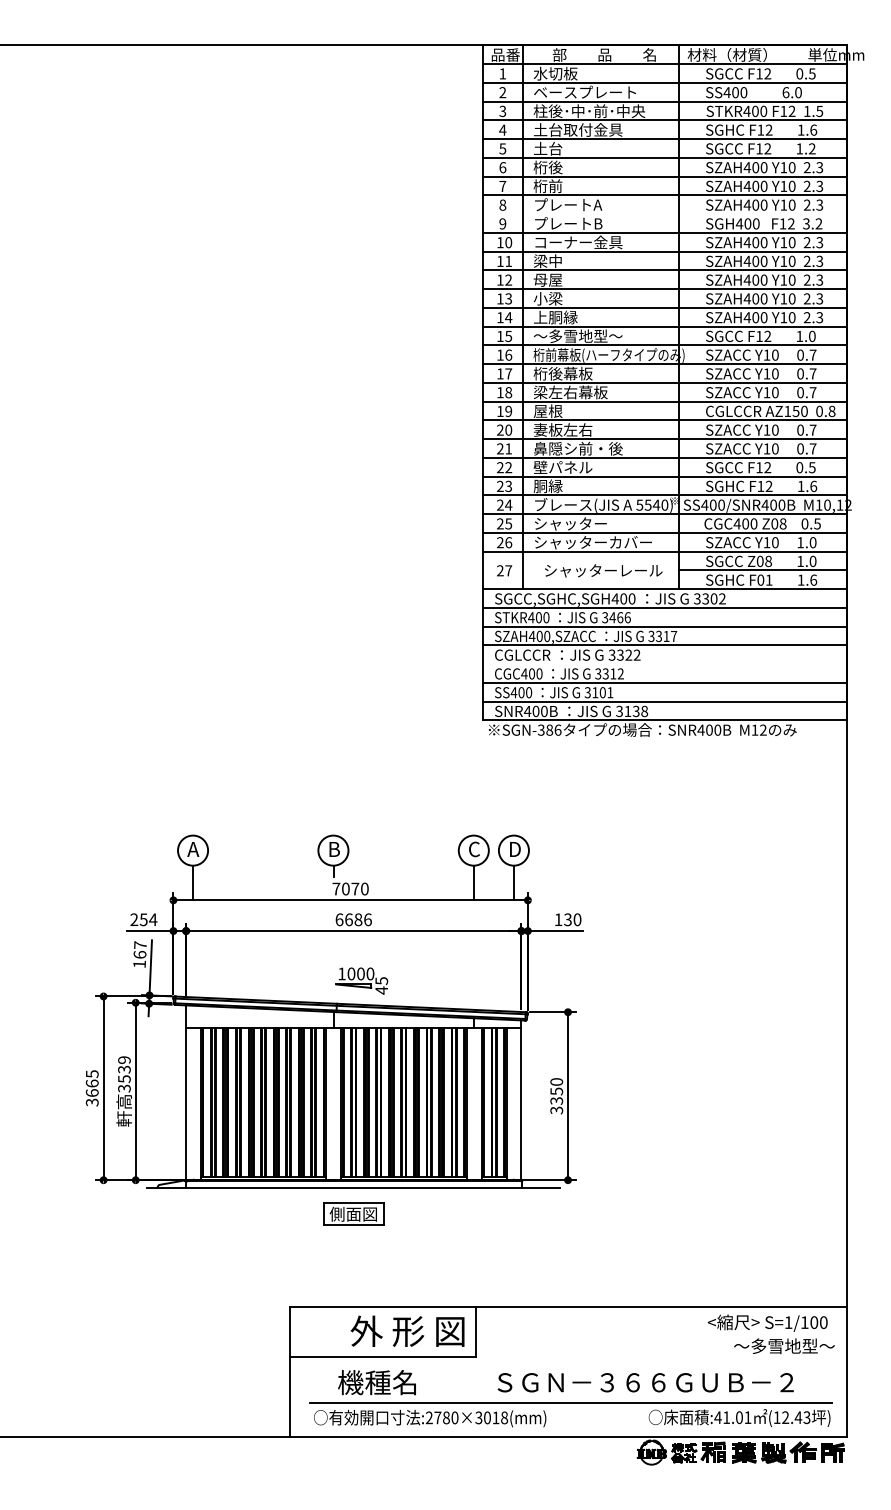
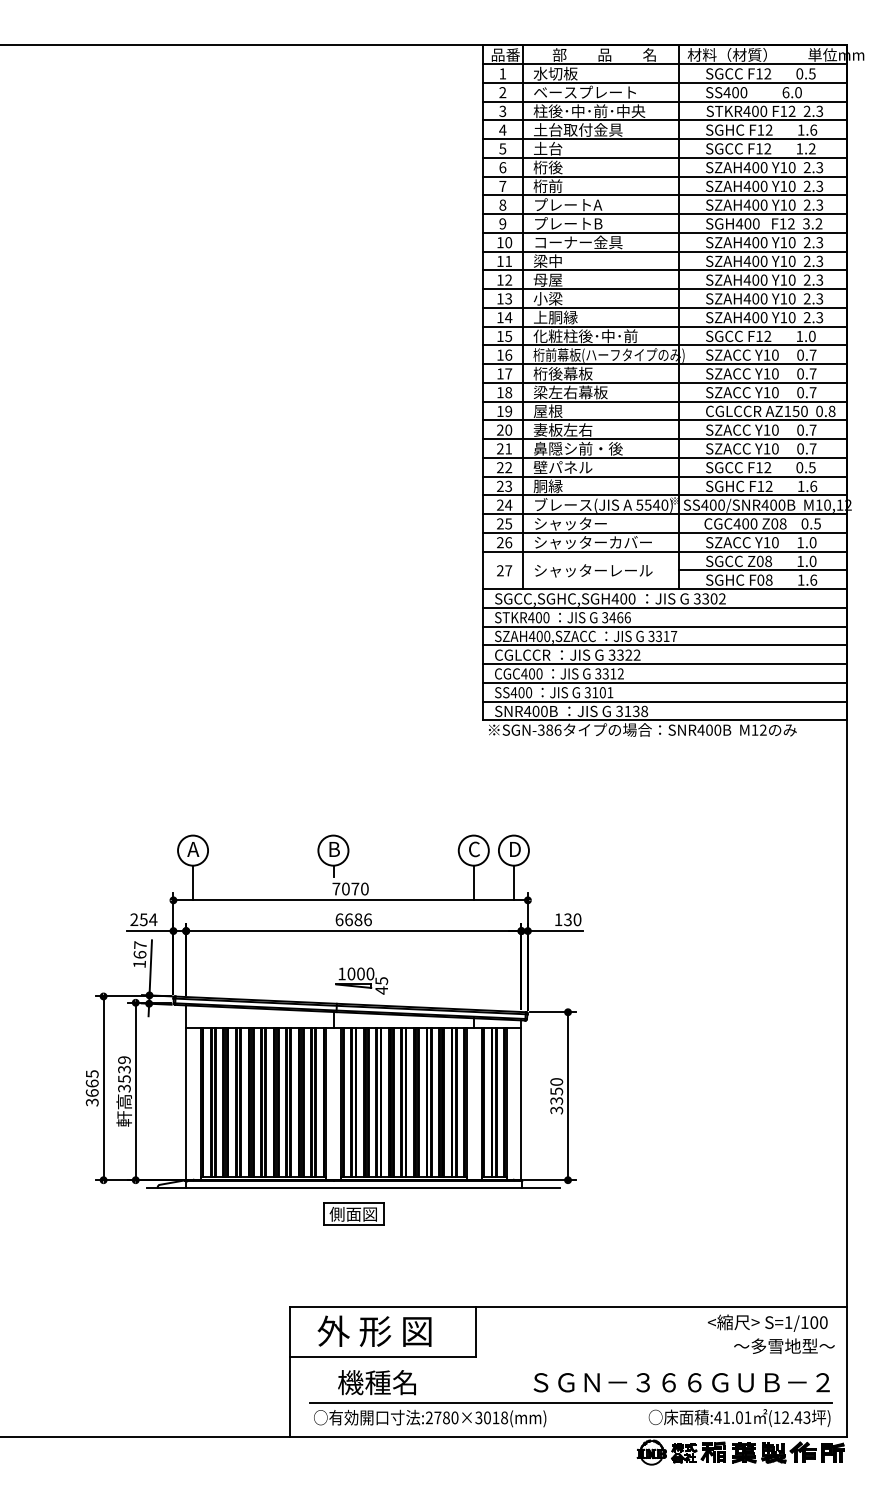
text: 1.5 -> 2.3 (813, 110)
line: none -> present (664, 214)
text: ～多雪地型～ -> 化粧柱後･中･前 (585, 336)
text position: (603, 570) -> (593, 570) (593, 570)
text: F01 -> F08 (768, 579)
line: none -> present (664, 664)
text position: (407, 1330) -> (374, 1330) (374, 1330)
text position: (645, 1382) -> (681, 1382) (681, 1382)
